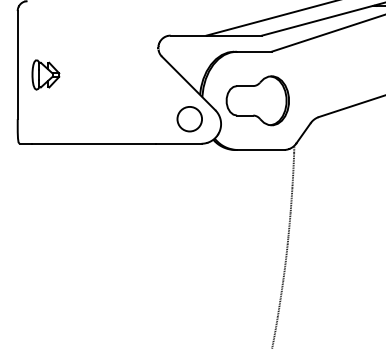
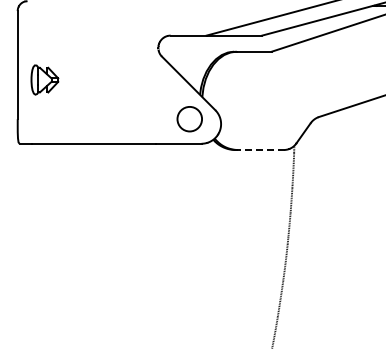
part position: (45, 74) -> (44, 79) (44, 79)
part: present -> none (257, 100)
line: solid -> dashed (260, 149)
